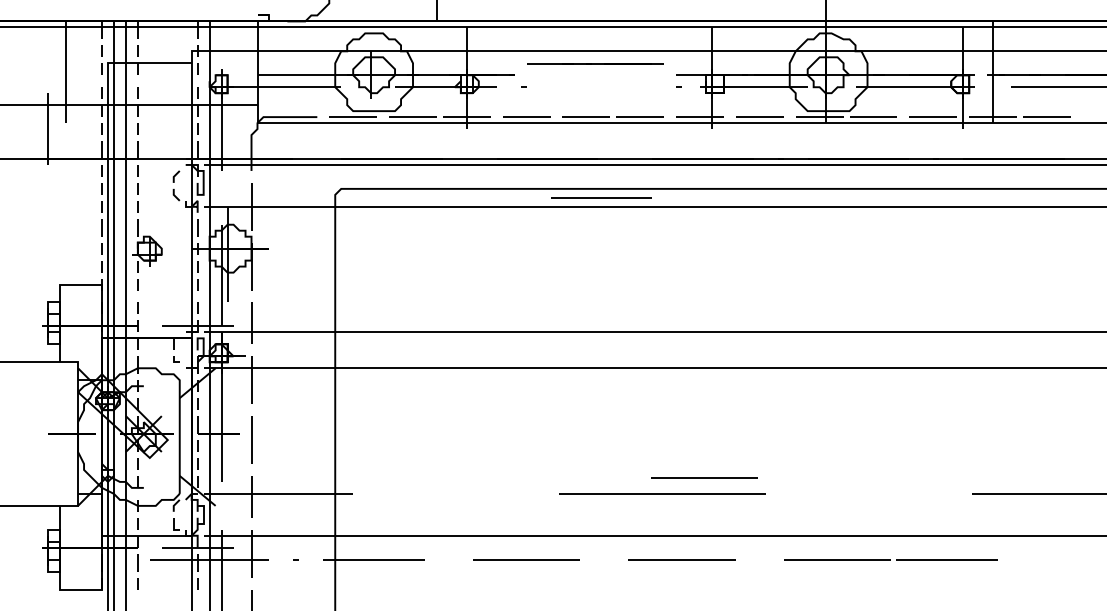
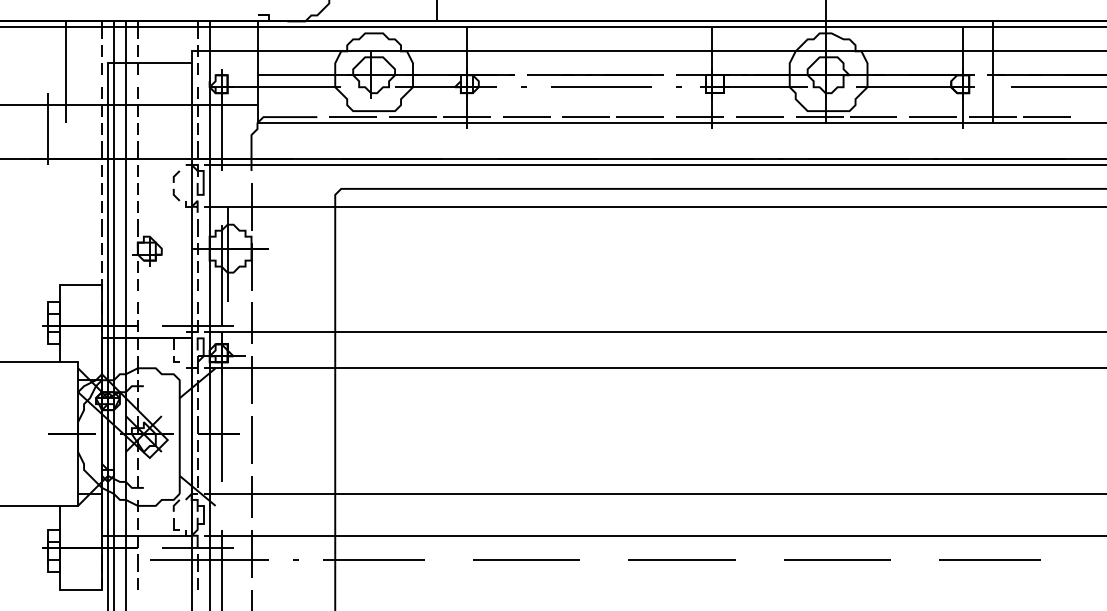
line position: (595, 63) -> (595, 74) (595, 74)
line position: (601, 197) -> (601, 86) (601, 86)
line: present -> none (704, 477)
line: dashed -> solid (657, 493)
line position: (946, 559) -> (989, 559) (989, 559)
